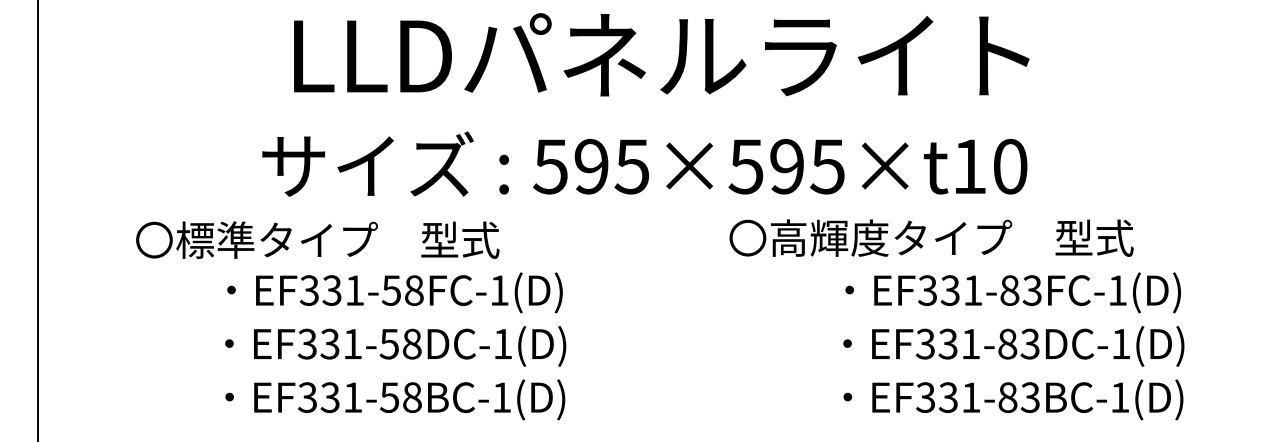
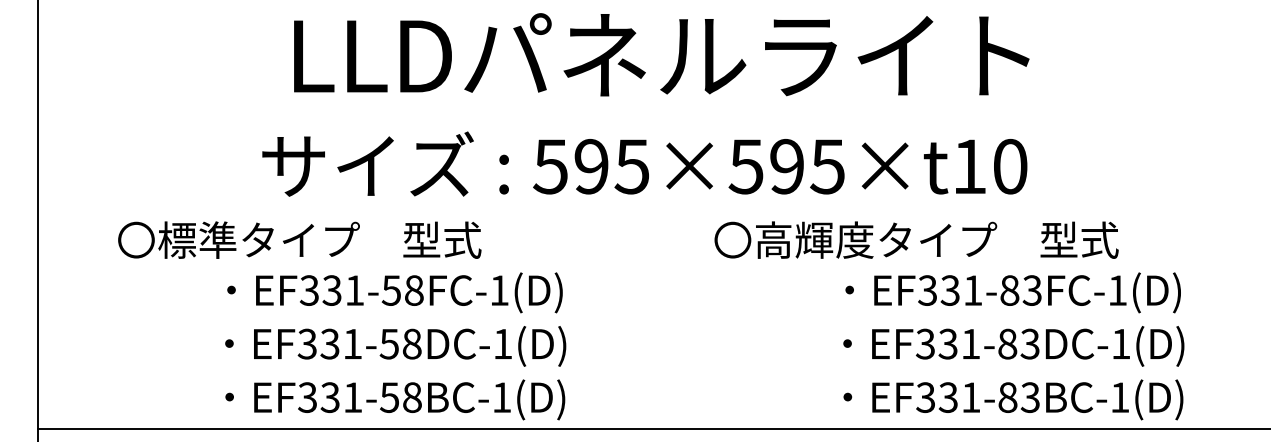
text position: (931, 237) -> (916, 239) (916, 239)
text position: (317, 239) -> (299, 239) (299, 239)
line: none -> present (652, 428)
